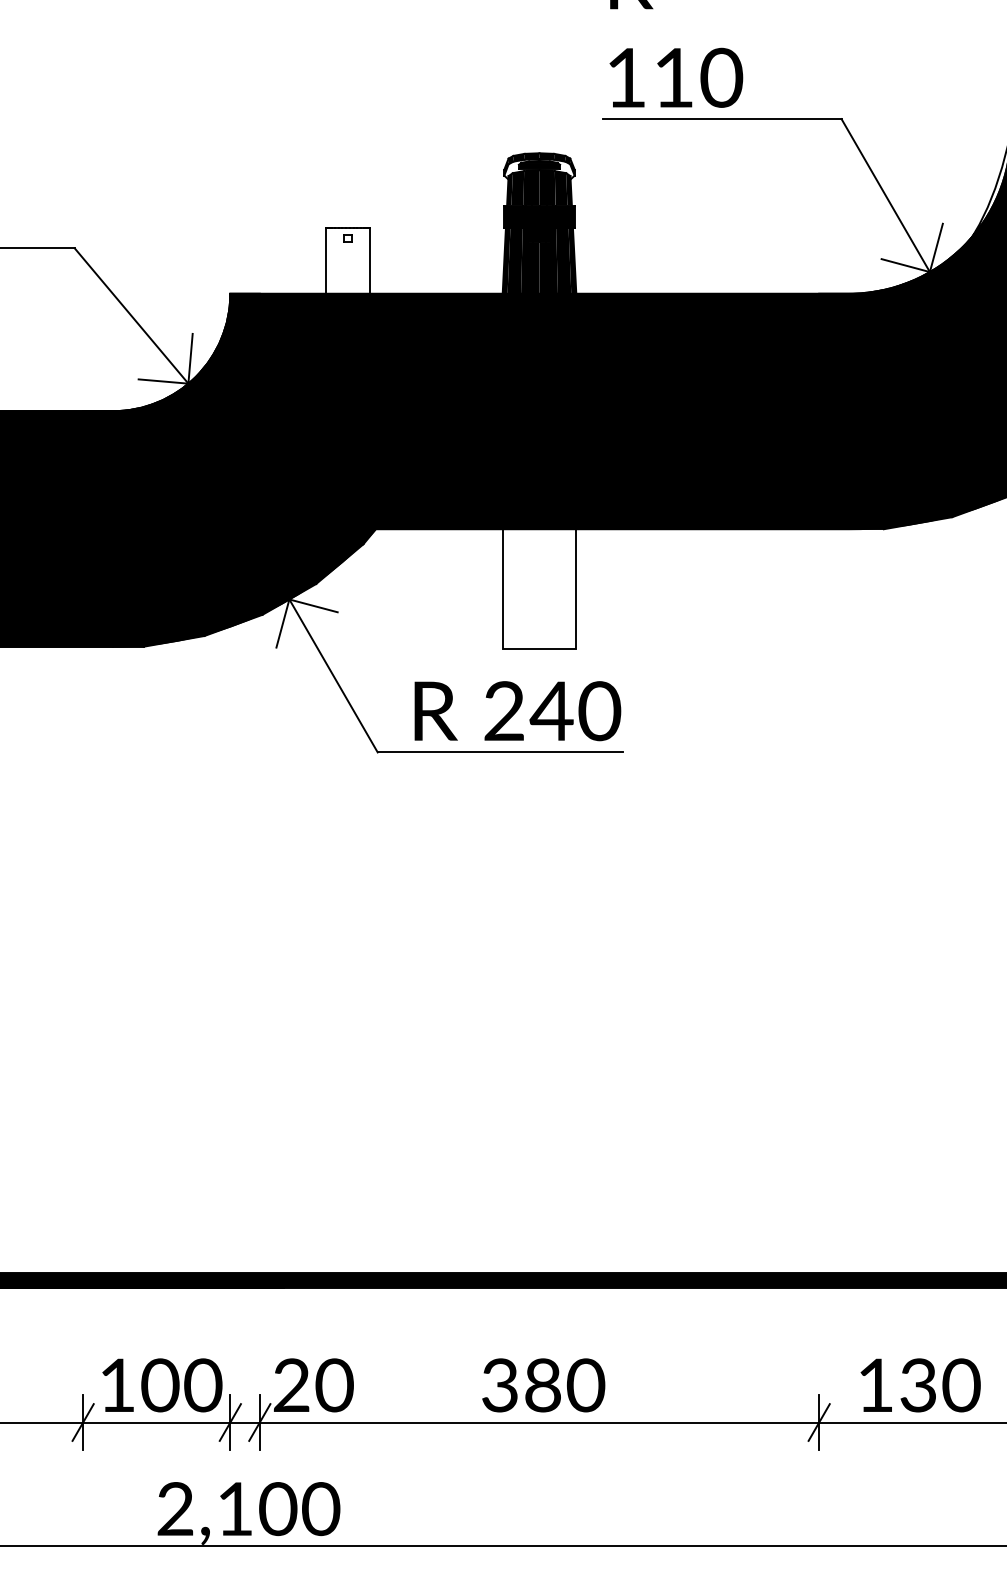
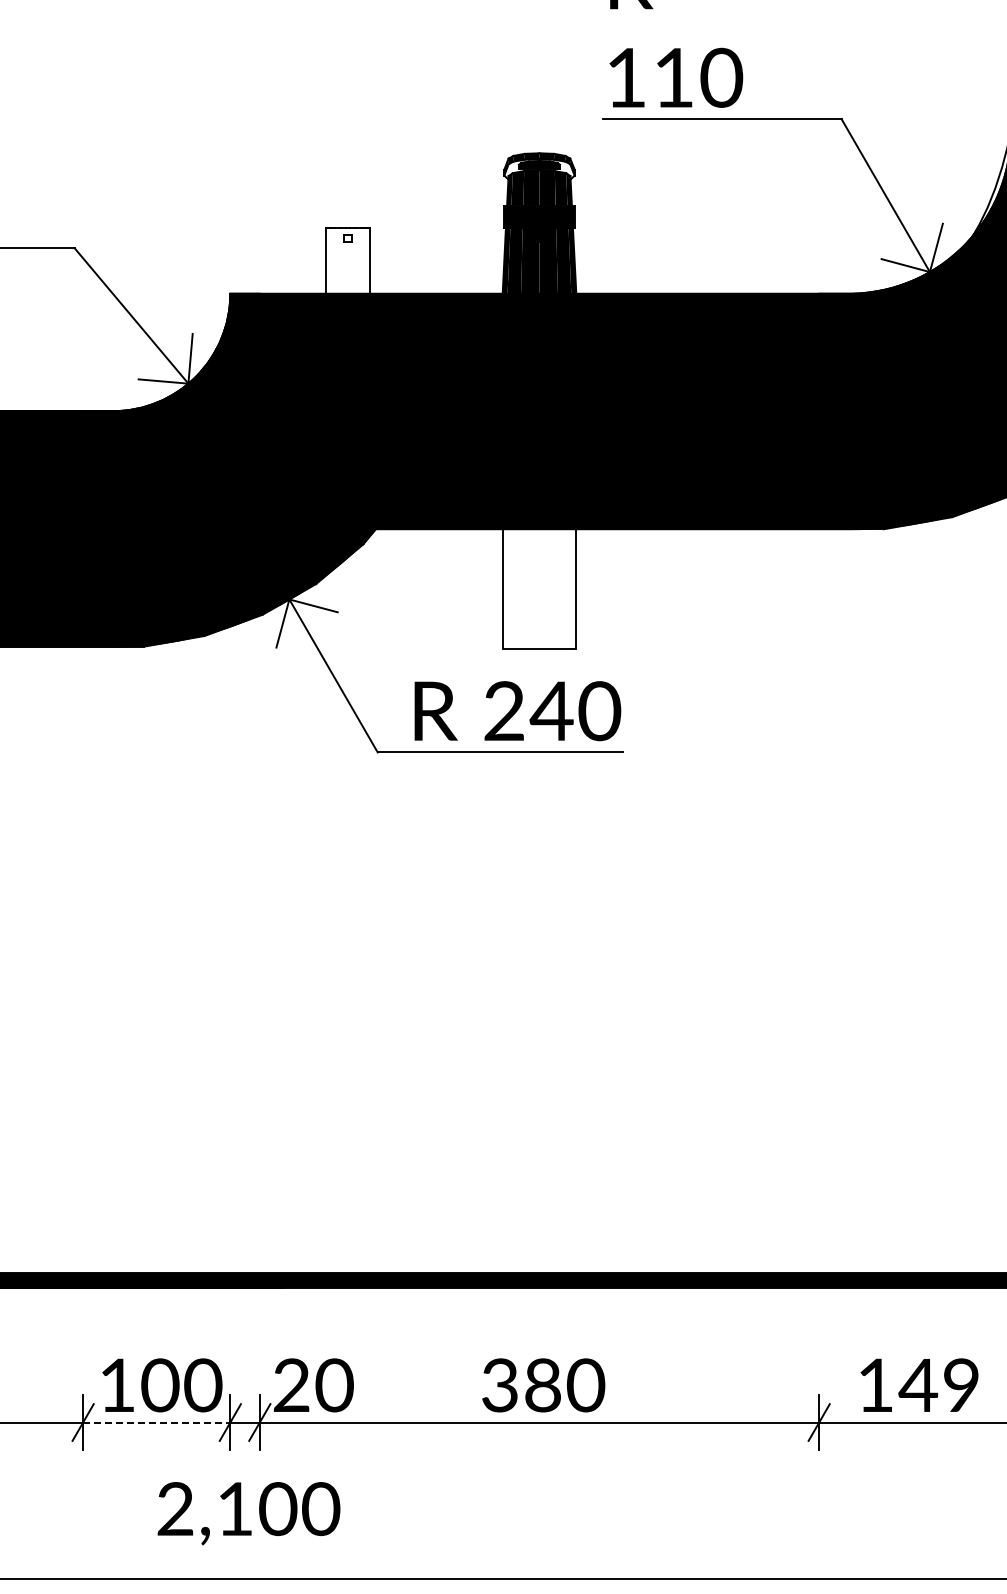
text: 130 -> 149 (939, 1385)
line: solid -> dashed (156, 1422)
line position: (502, 1546) -> (502, 1579) (502, 1579)
